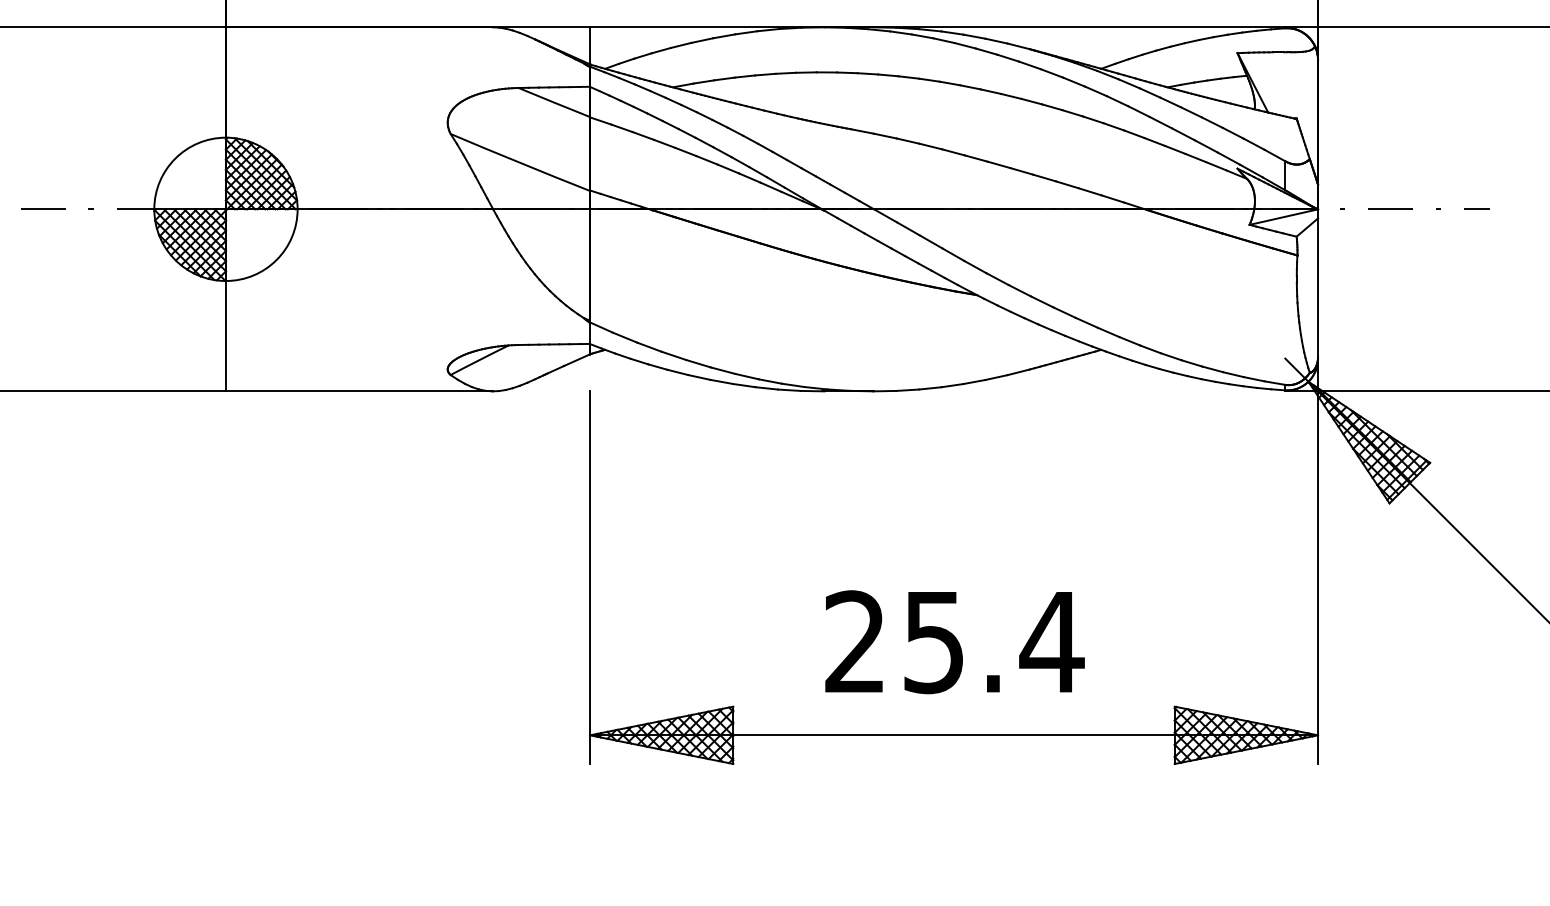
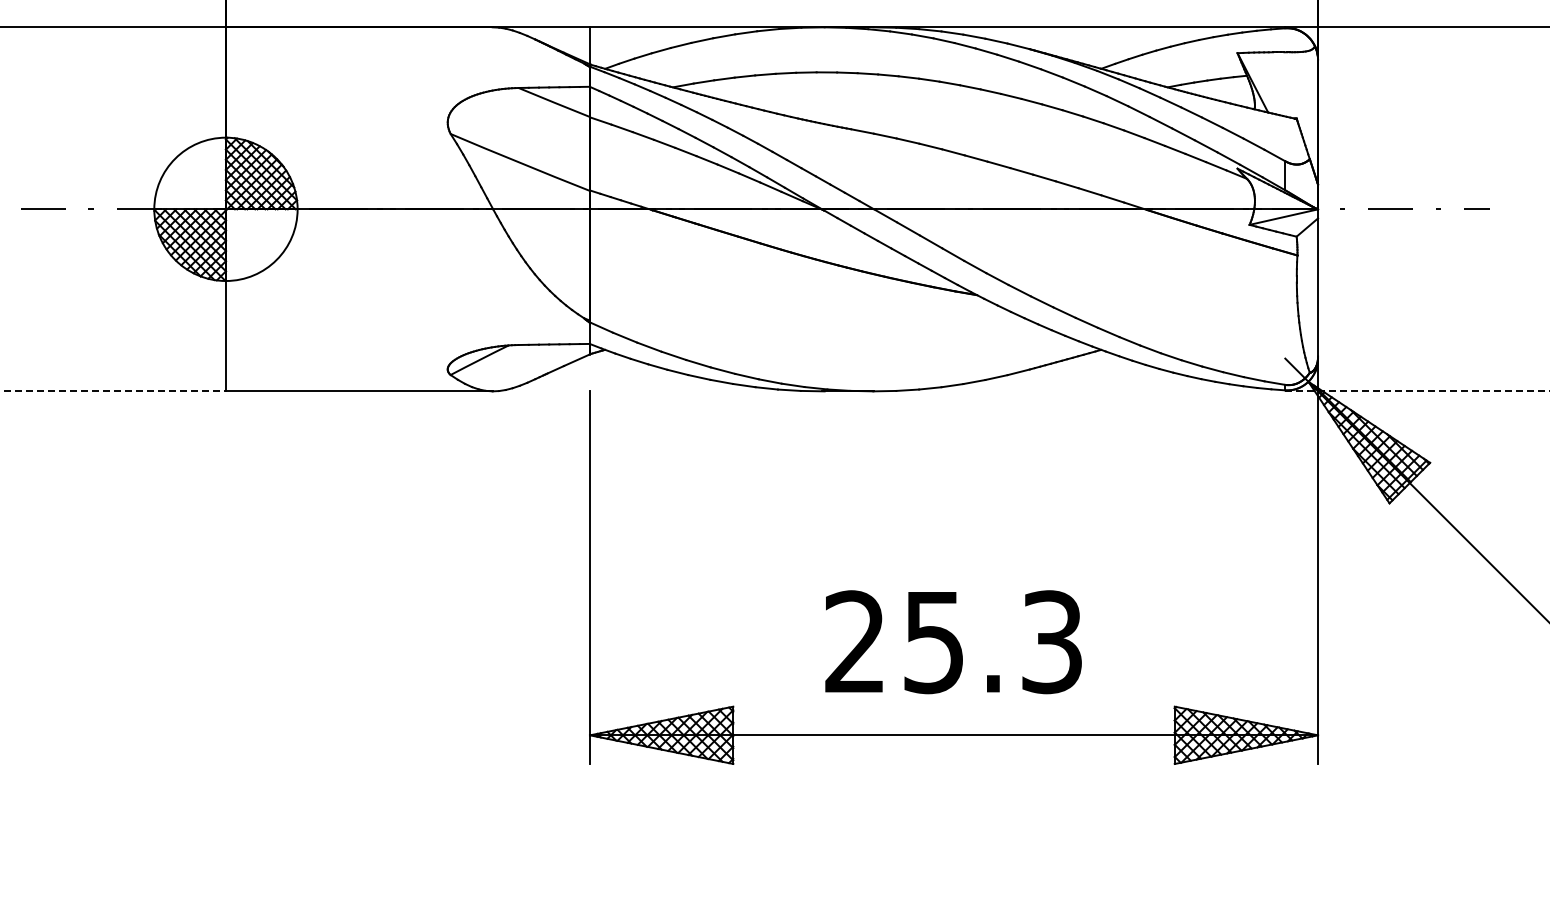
line: solid -> dashed (113, 391)
line: solid -> dashed (1418, 391)
text: 25.4 -> 25.3 (1051, 642)
